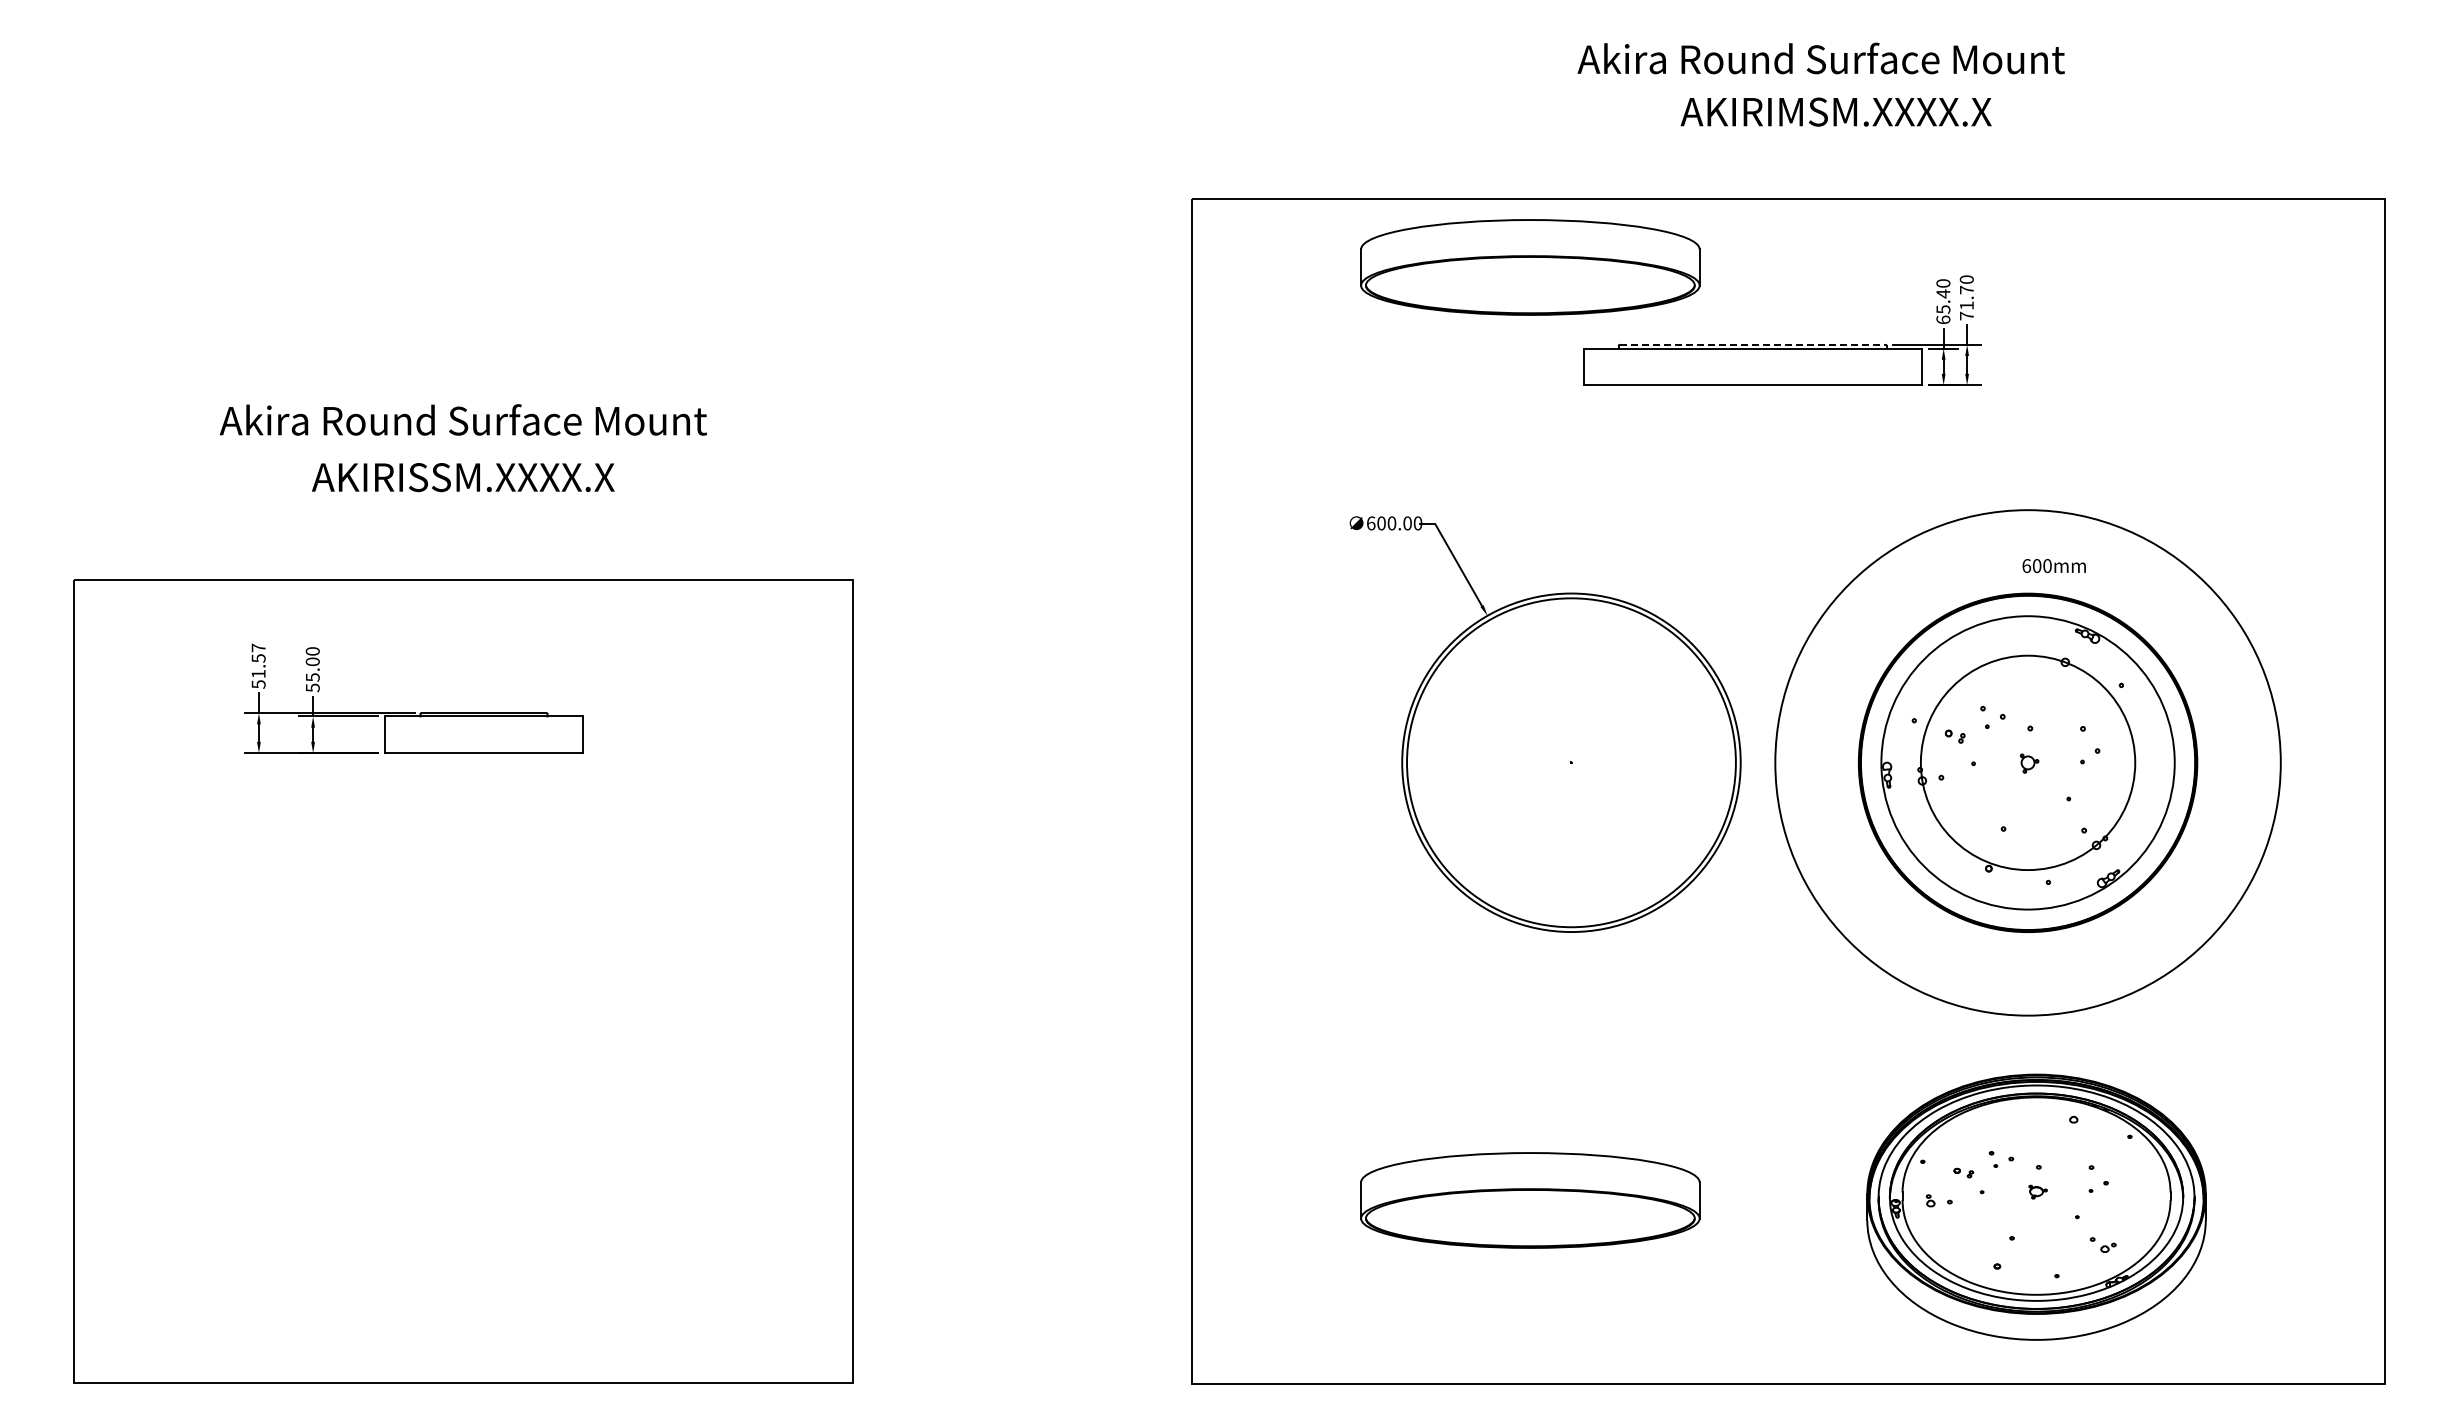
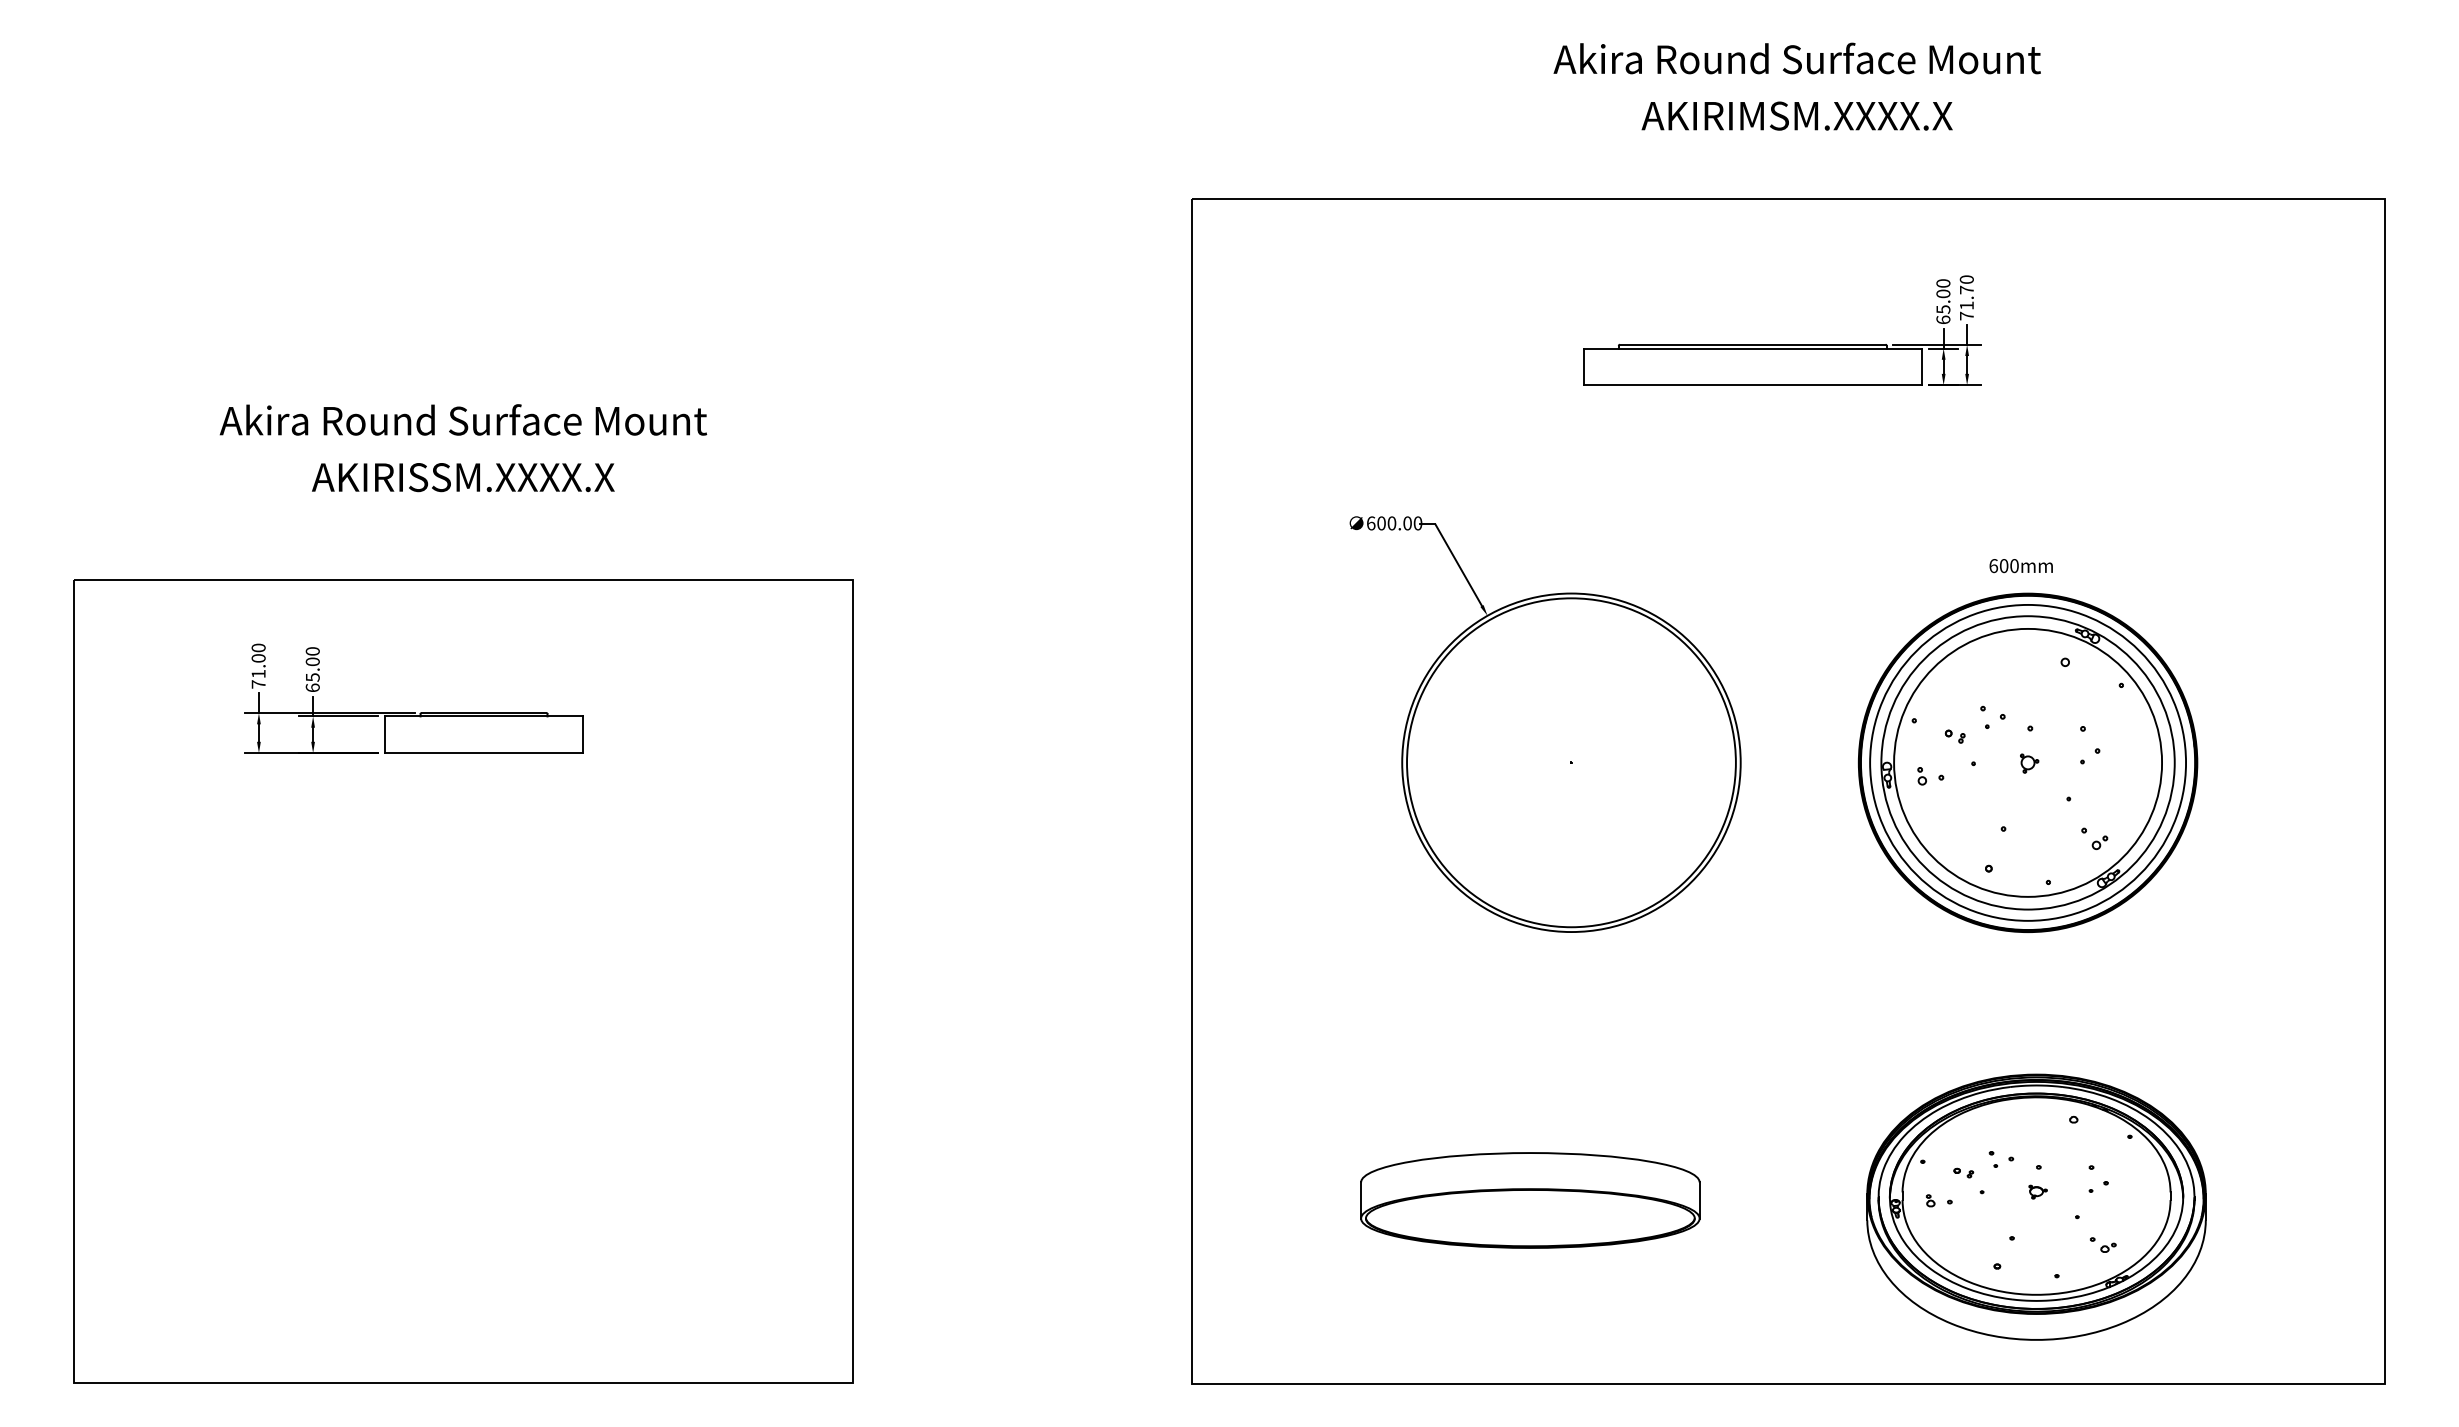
text position: (1820, 58) -> (1796, 58) (1796, 58)
text position: (1835, 111) -> (1796, 115) (1796, 115)
part: present -> none (1530, 267)
text: 65.40 -> 65.00 (1943, 293)
line: dashed -> solid (1752, 344)
text position: (2053, 566) -> (2020, 566) (2020, 566)
text: 51.57 -> 71.00 (258, 665)
text: 55.00 -> 65.00 (312, 687)
circle diameter: 214 px -> 268 px (2028, 762)
circle diameter: 505 px -> 316 px (2028, 762)
